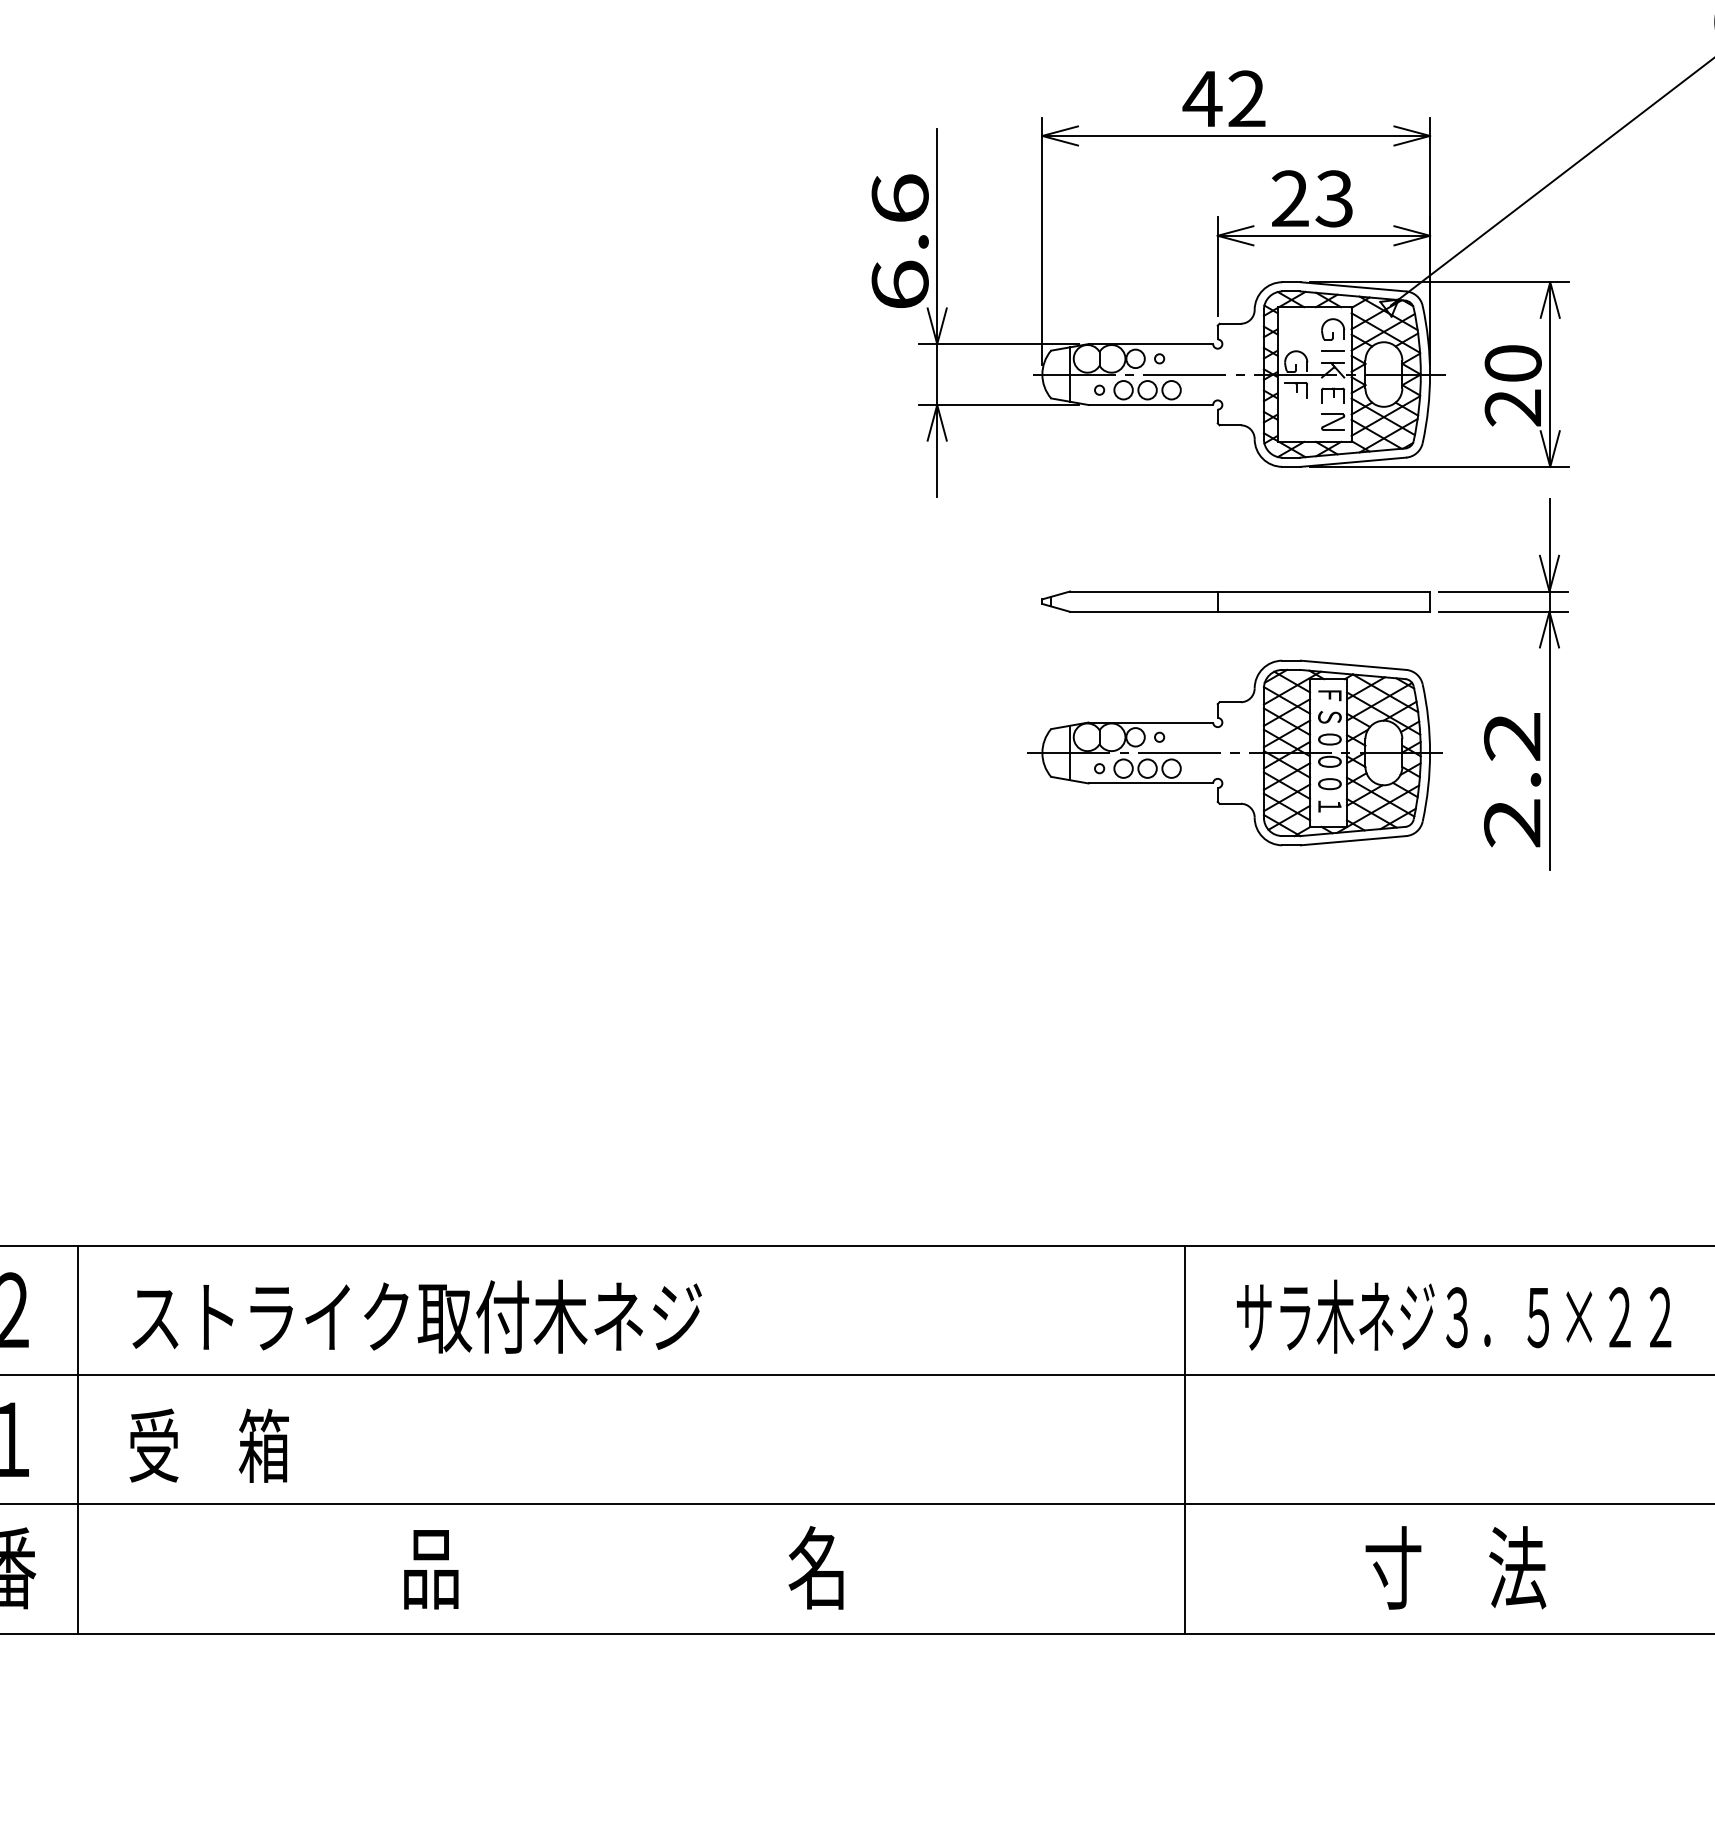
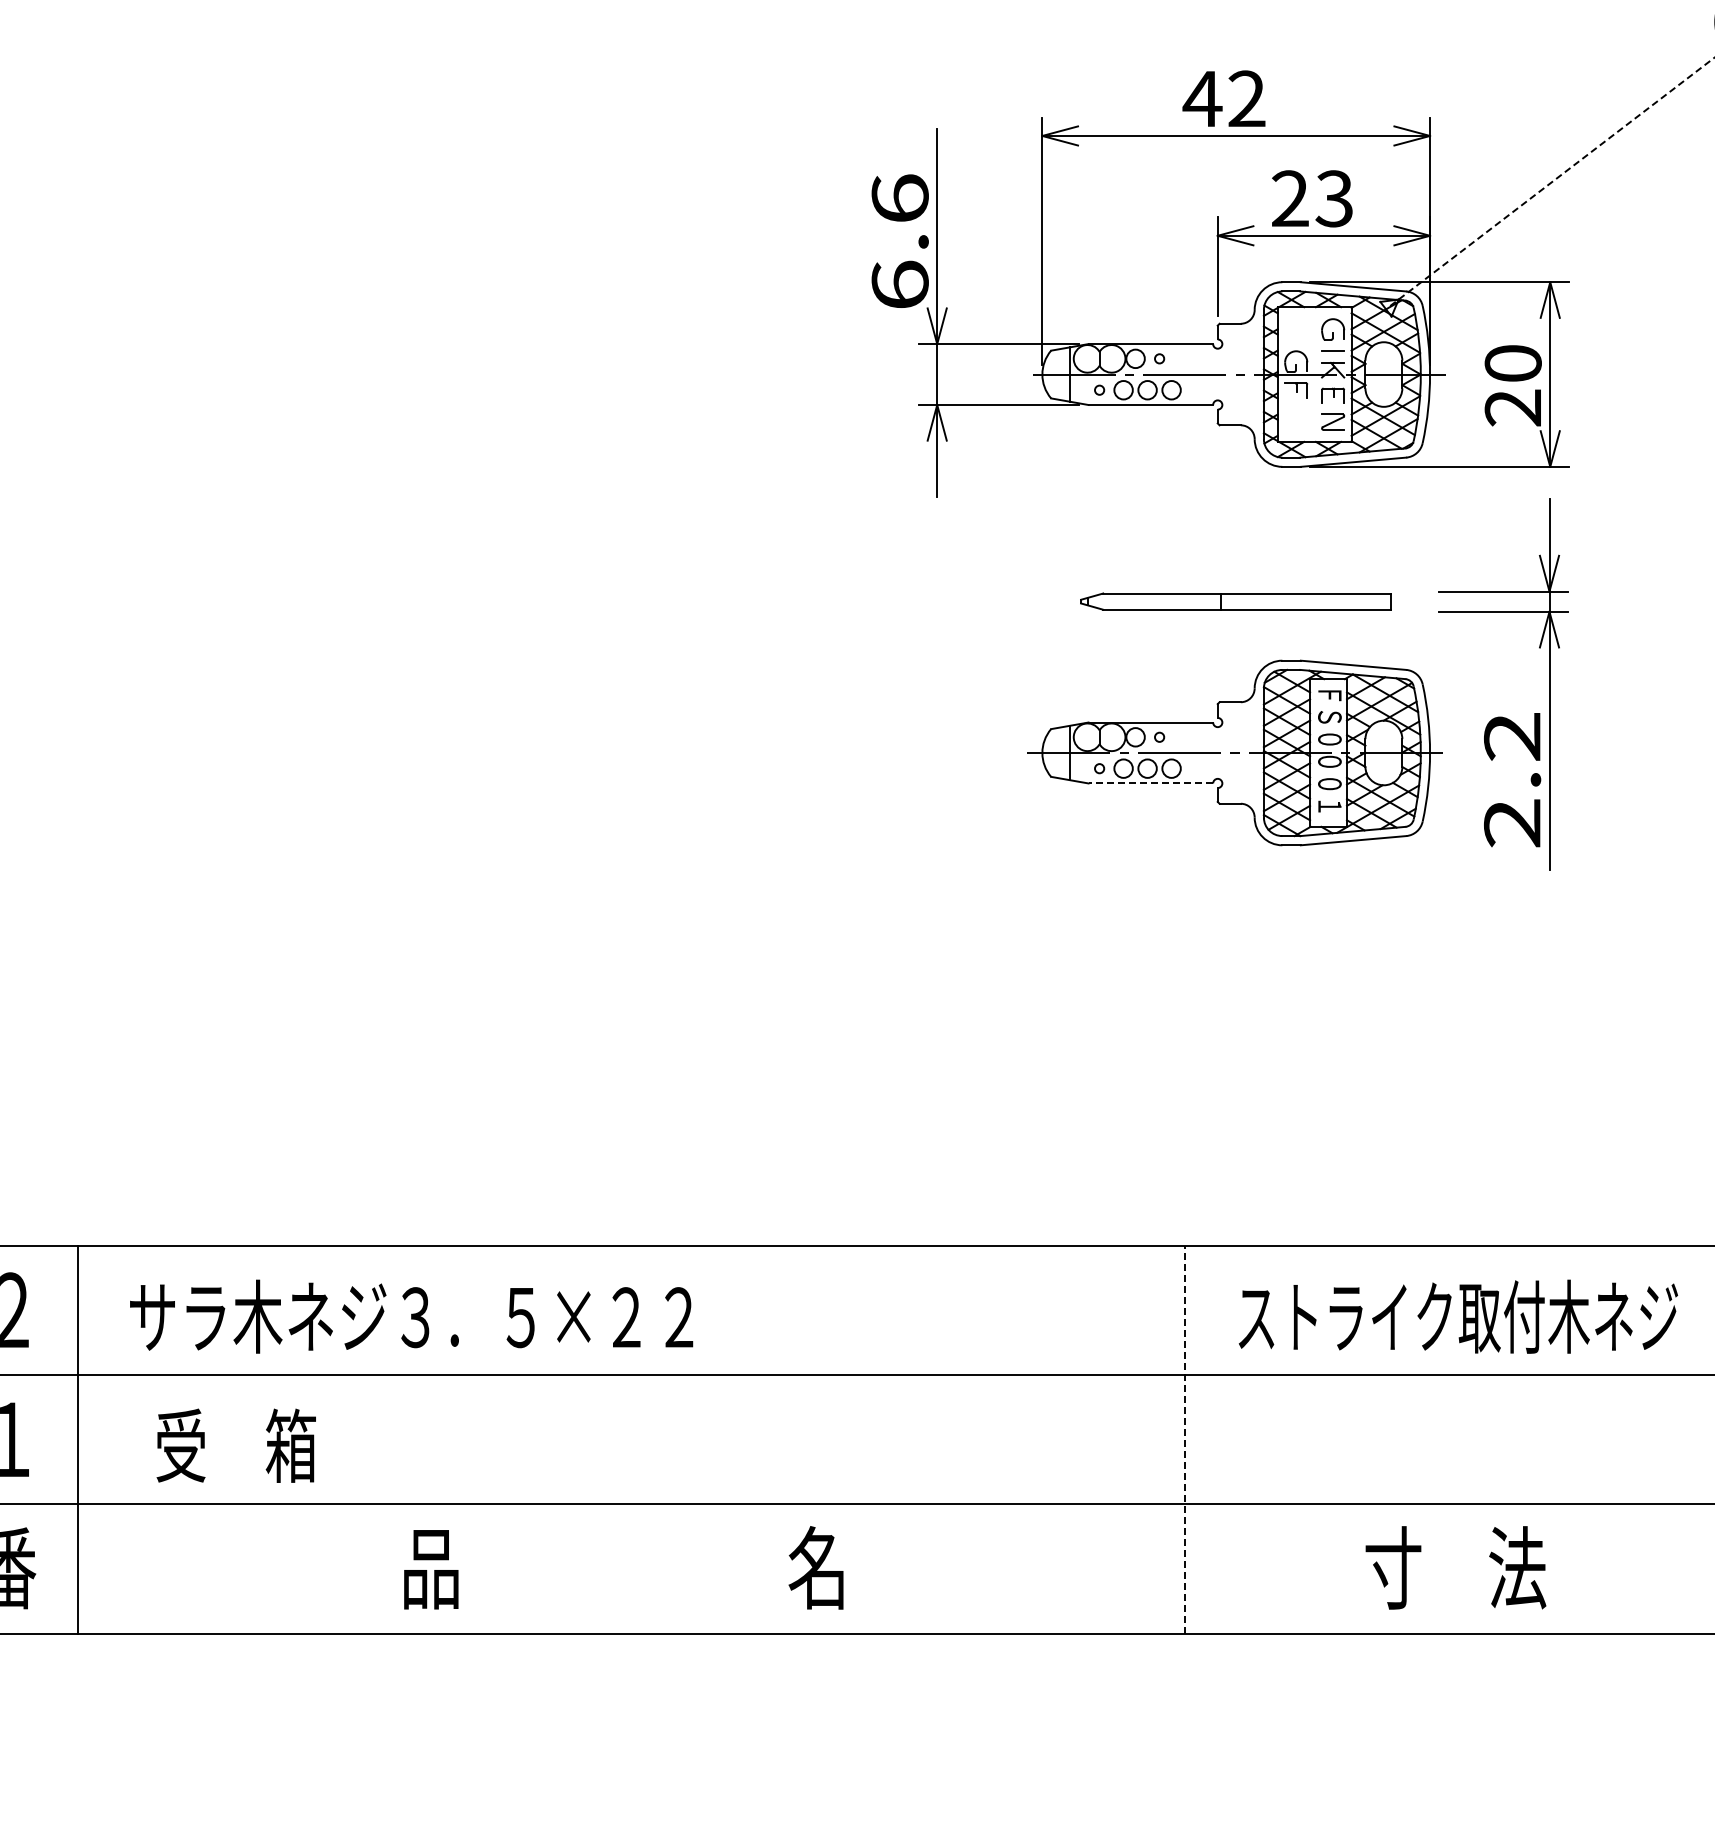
line: solid -> dashed (1552, 181)
part size: 390x23 px -> 312x19 px (1235, 601)
line: solid -> dashed (1150, 783)
text: ストライク取付木ネジ -> サラ木ネジ３．５×２２ (415, 1316)
text: サラ木ネジ３．５×２２ -> ストライク取付木ネジ (1457, 1316)
line: solid -> dashed (1185, 1439)
text position: (208, 1445) -> (235, 1445) (235, 1445)
